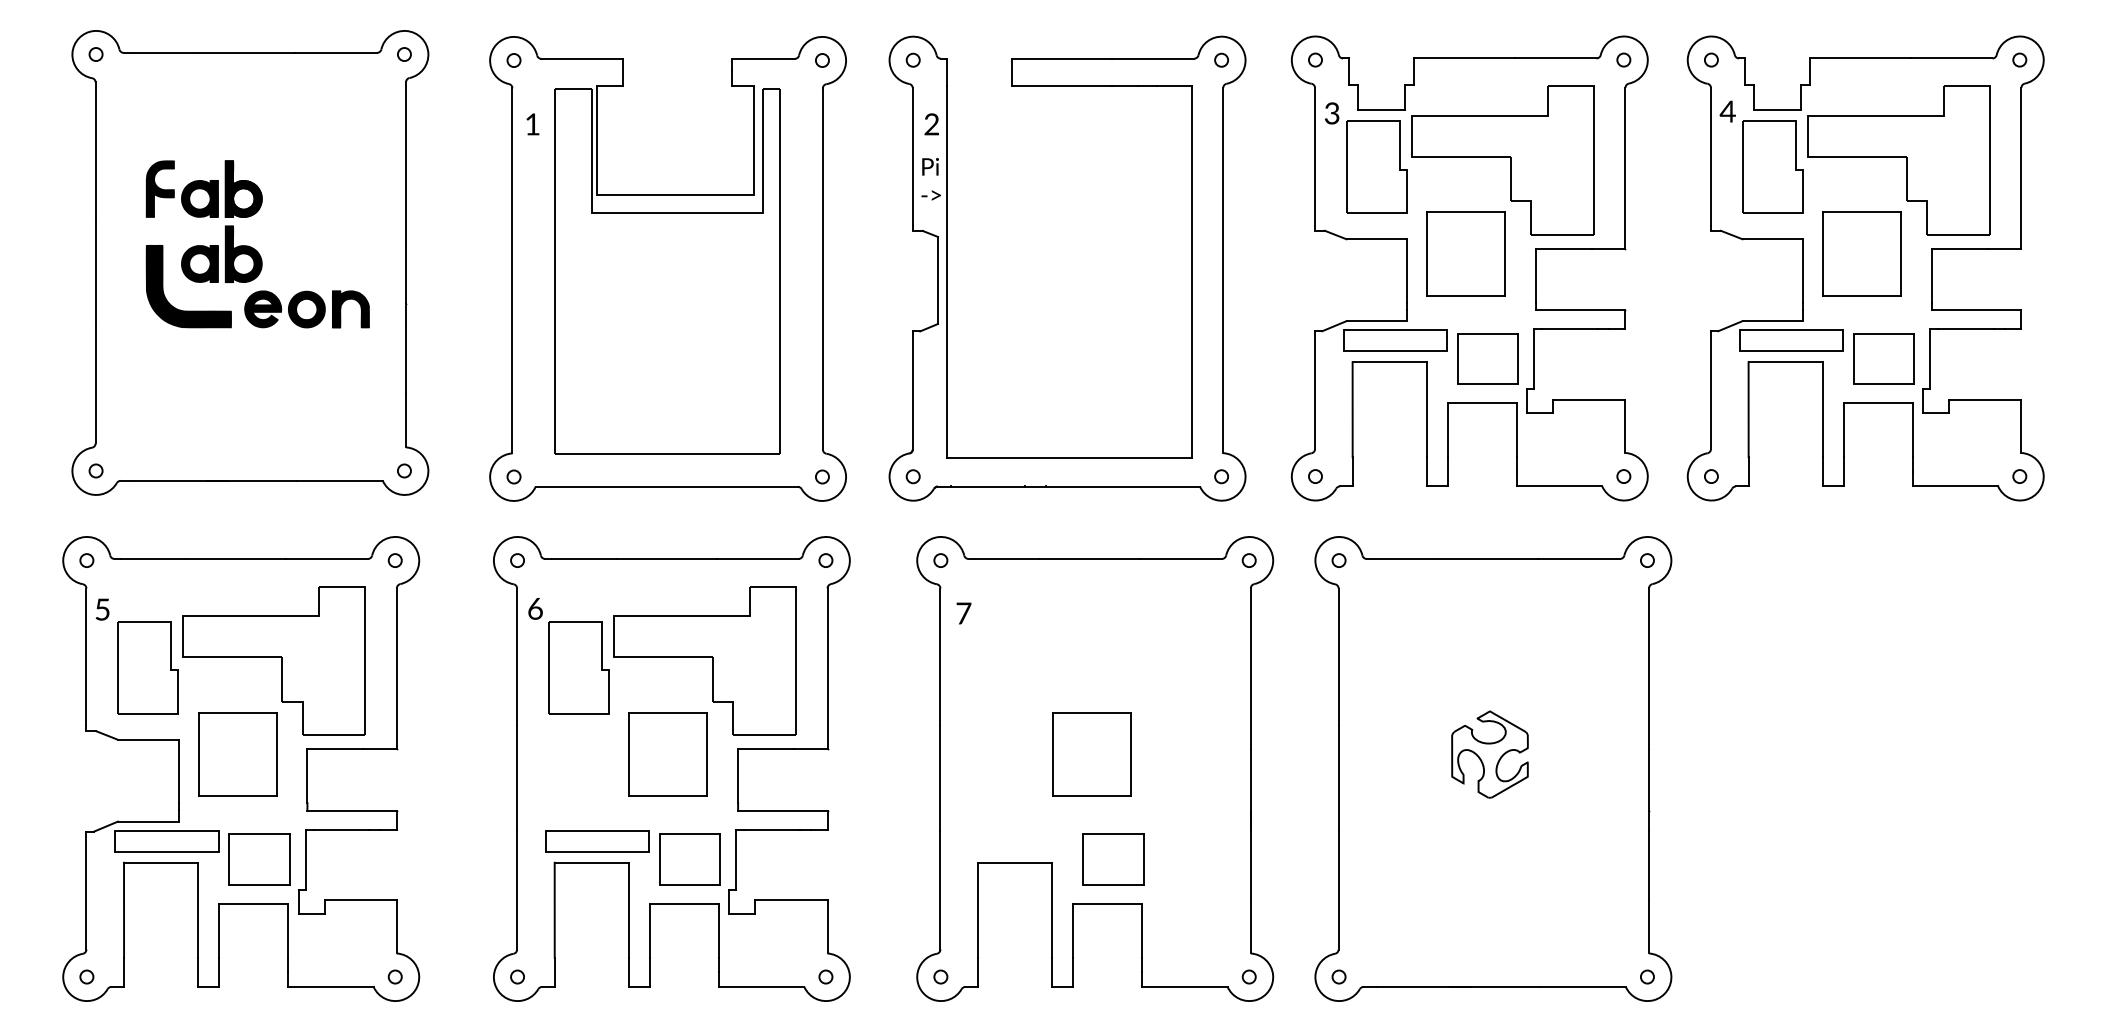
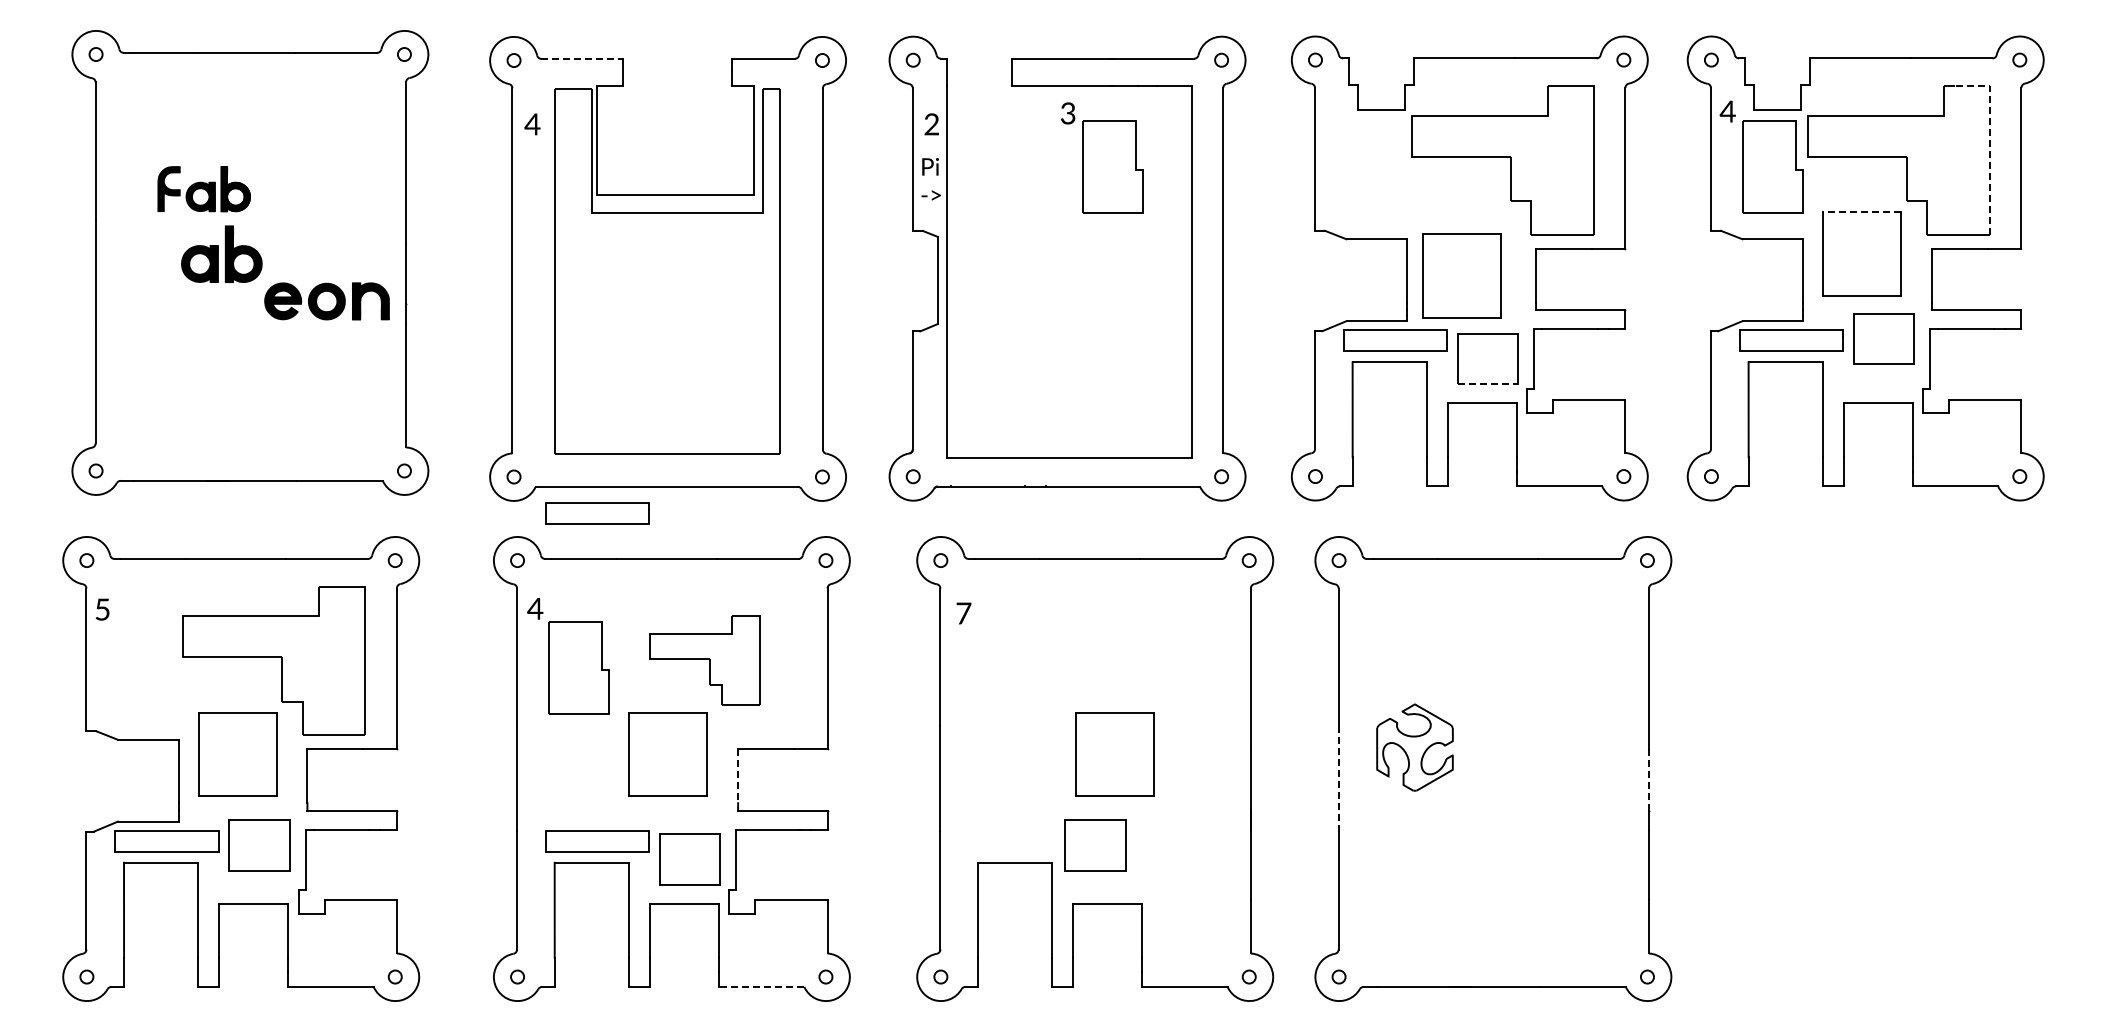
line: solid -> dashed (582, 58)
text: 1 -> 4 (532, 124)
line: solid -> dashed (1989, 141)
part position: (1366, 157) -> (1102, 157) (1102, 157)
part size: 118x58 px -> 94x47 px (203, 189)
line: solid -> dashed (1861, 212)
part position: (1465, 253) -> (1461, 275) (1461, 275)
part position: (306, 309) -> (326, 301) (326, 301)
part: present -> none (188, 310)
part position: (1883, 358) -> (1883, 338) (1883, 338)
line: solid -> dashed (1488, 384)
part: none -> present (597, 513)
text: 6 -> 4 (535, 608)
part size: 184x150 px -> 112x91 px (704, 660)
part: present -> none (147, 667)
part position: (1091, 754) -> (1114, 754) (1114, 754)
part position: (1489, 754) -> (1414, 747) (1414, 747)
line: solid -> dashed (738, 776)
line: solid -> dashed (1649, 779)
line: solid -> dashed (1338, 781)
part position: (259, 859) -> (259, 845) (259, 845)
part position: (1113, 859) -> (1095, 845) (1095, 845)
line: solid -> dashed (761, 986)
